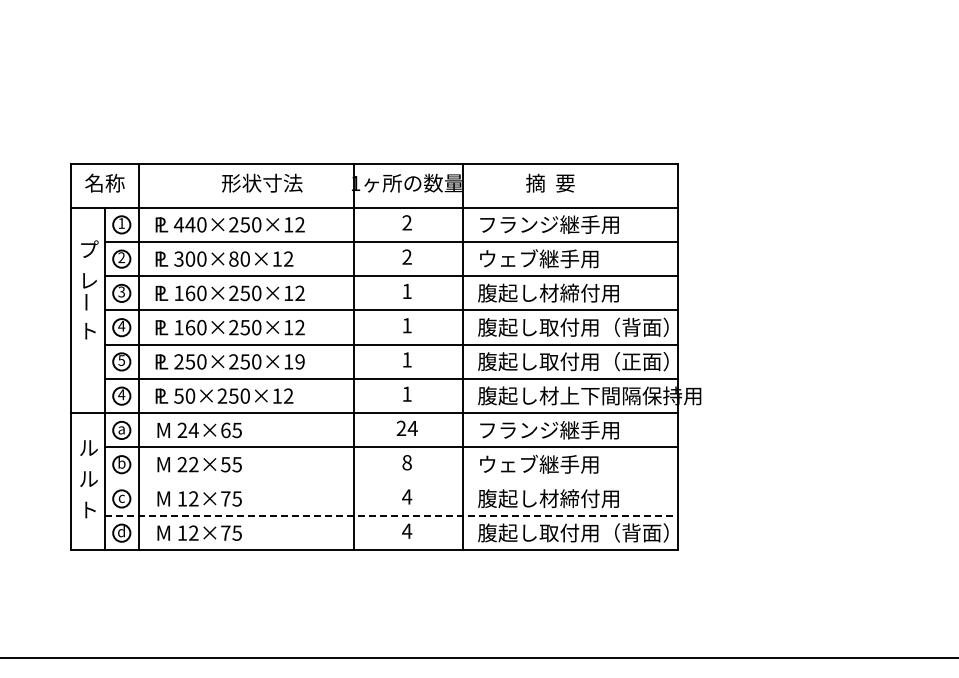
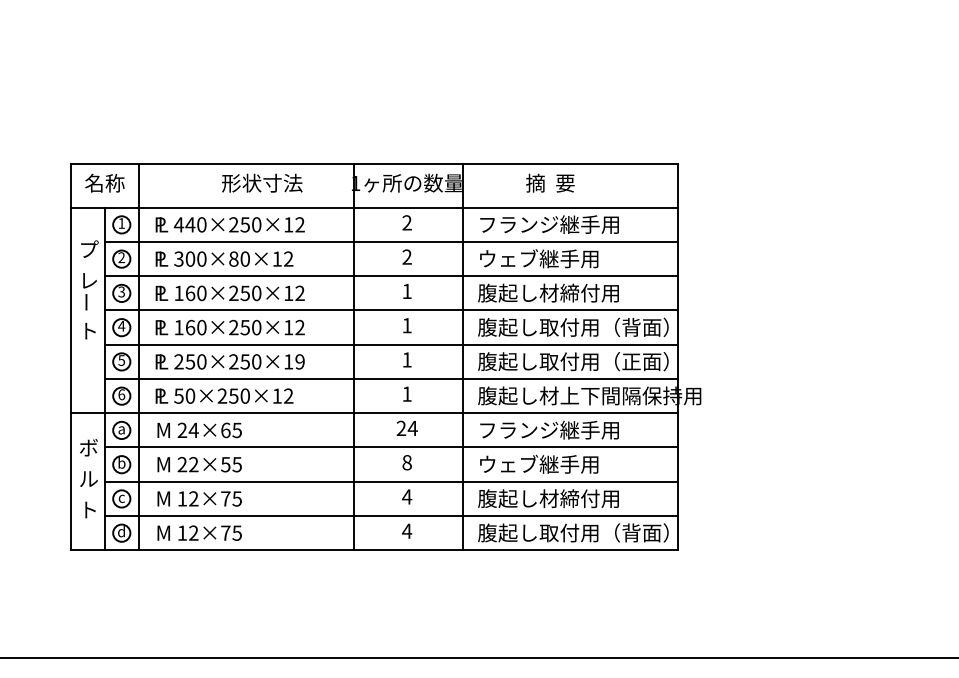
text: 4 -> 6 (121, 394)
text: ル -> ボ (88, 447)
line: none -> present (391, 481)
line: dashed -> solid (391, 515)
